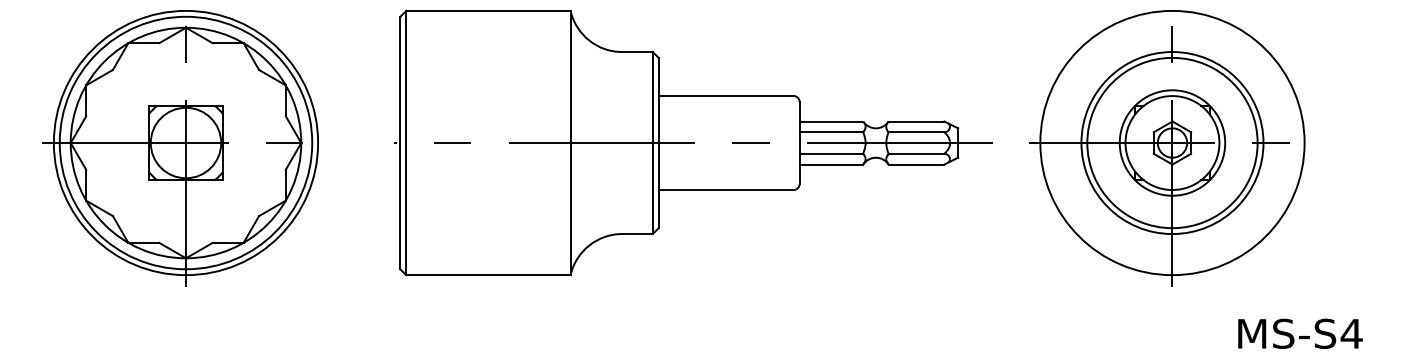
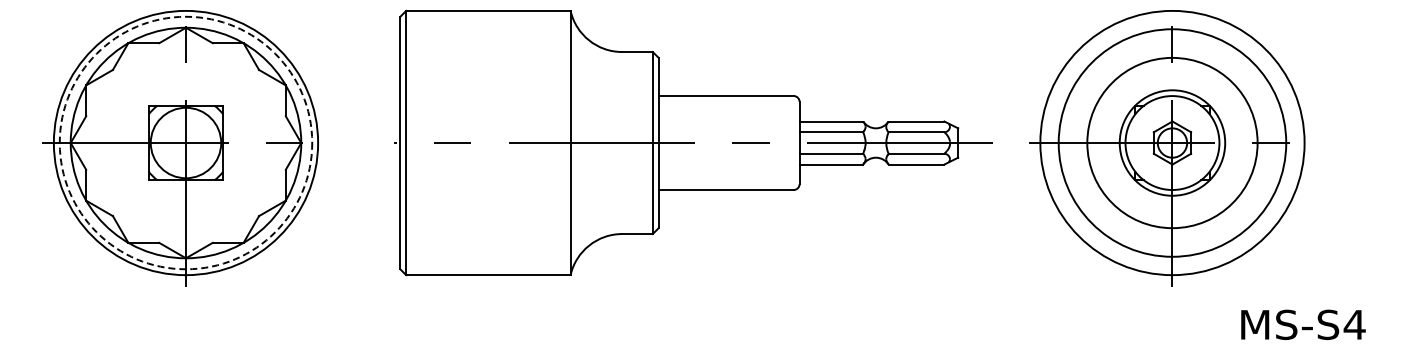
circle: solid -> dashed (185, 142)
circle diameter: 182 px -> 228 px (1172, 142)
text position: (1300, 333) -> (1303, 324) (1303, 324)
